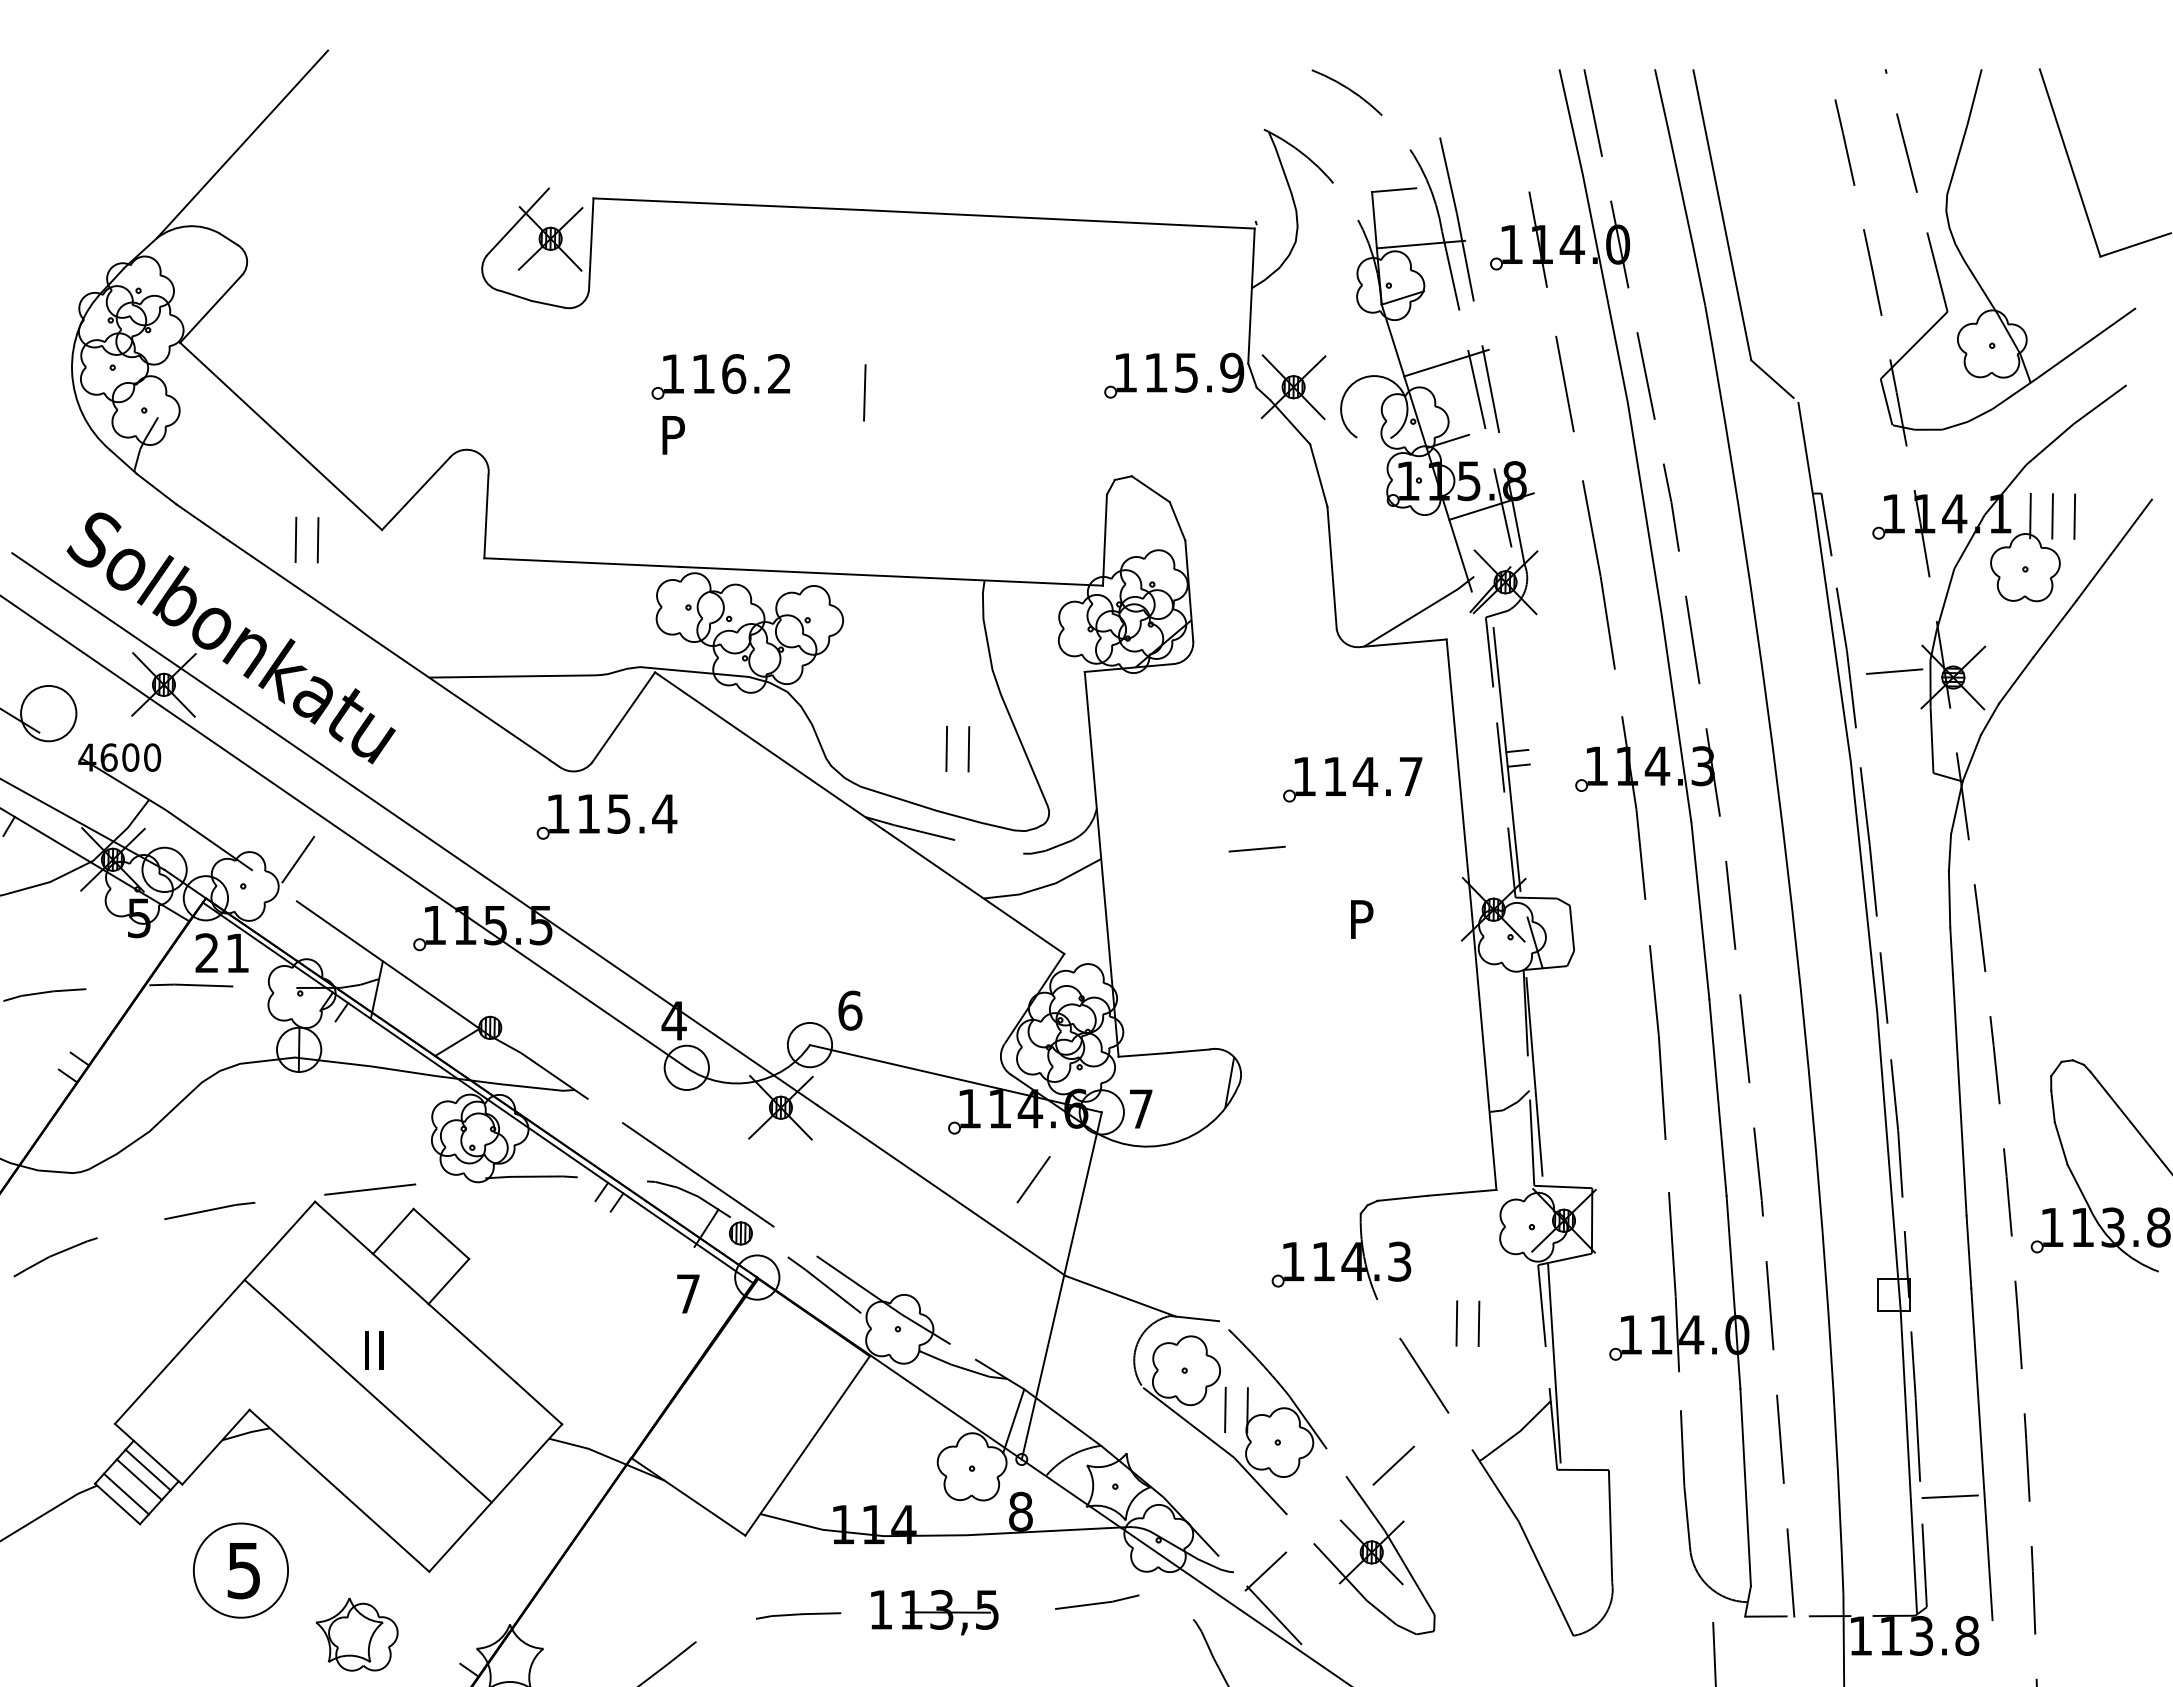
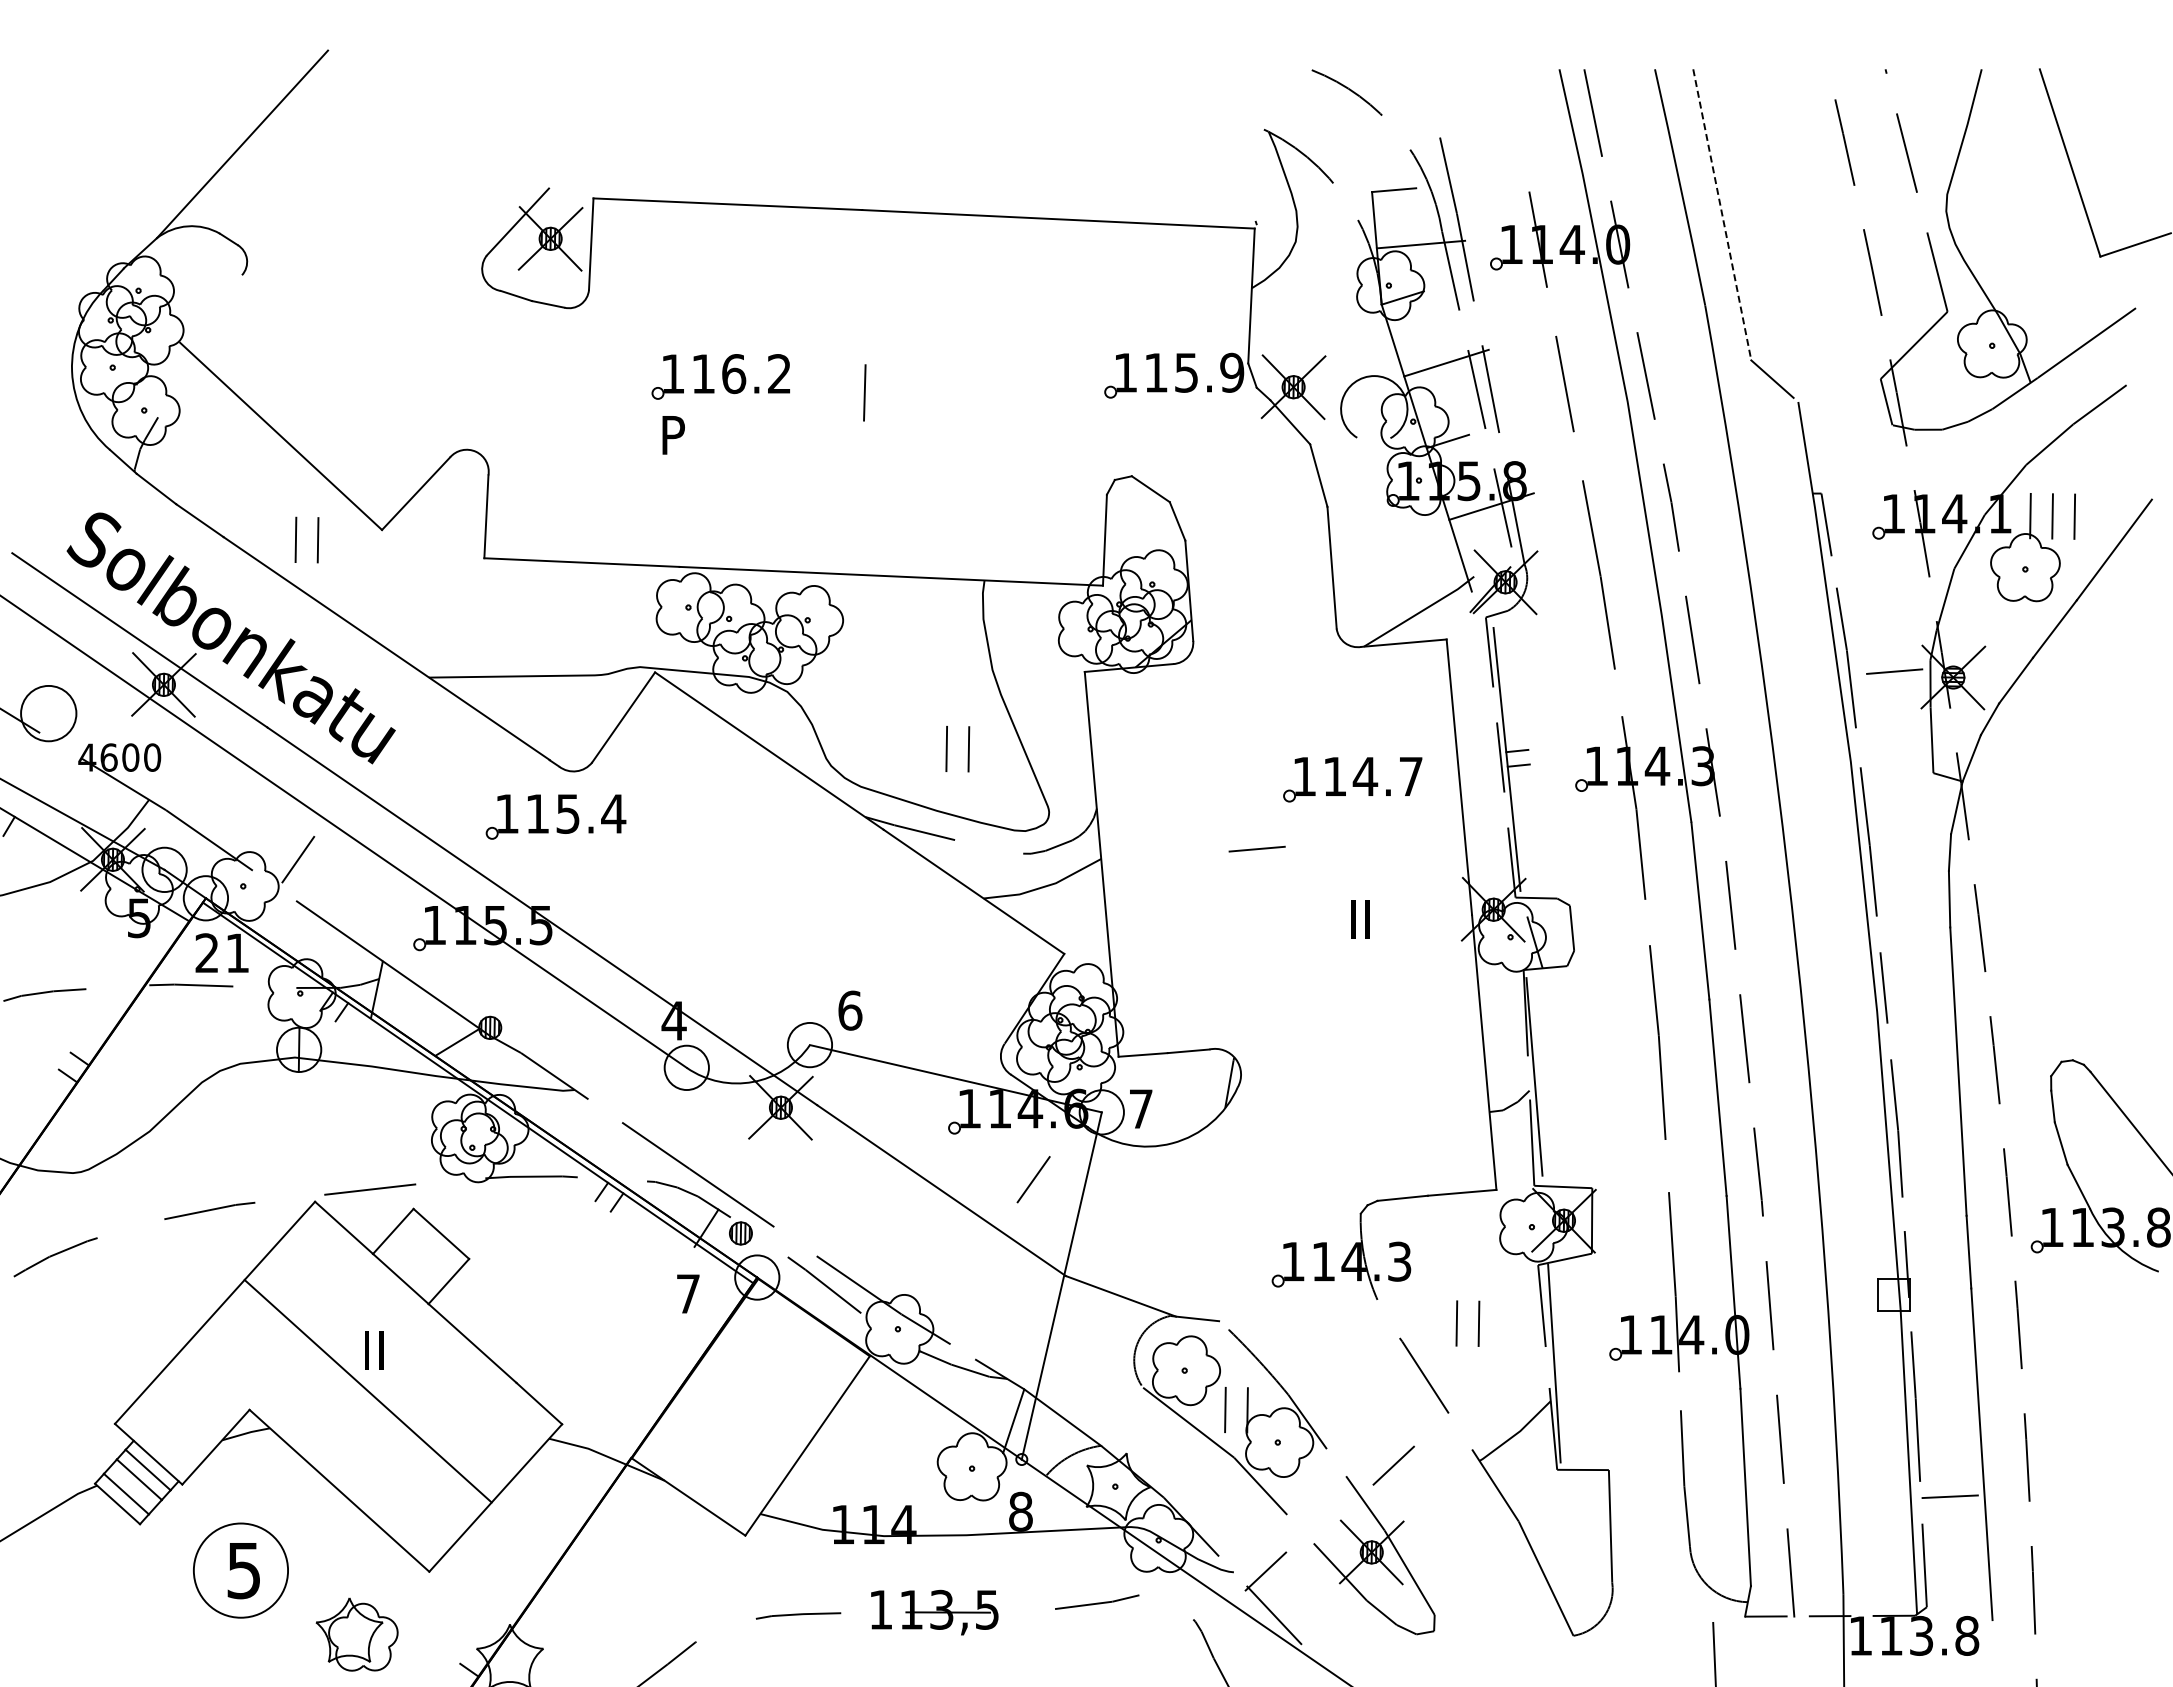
line: solid -> dashed (1722, 215)
line: present -> none (211, 308)
part position: (606, 816) -> (555, 816) (555, 816)
text: P -> II (1362, 919)
